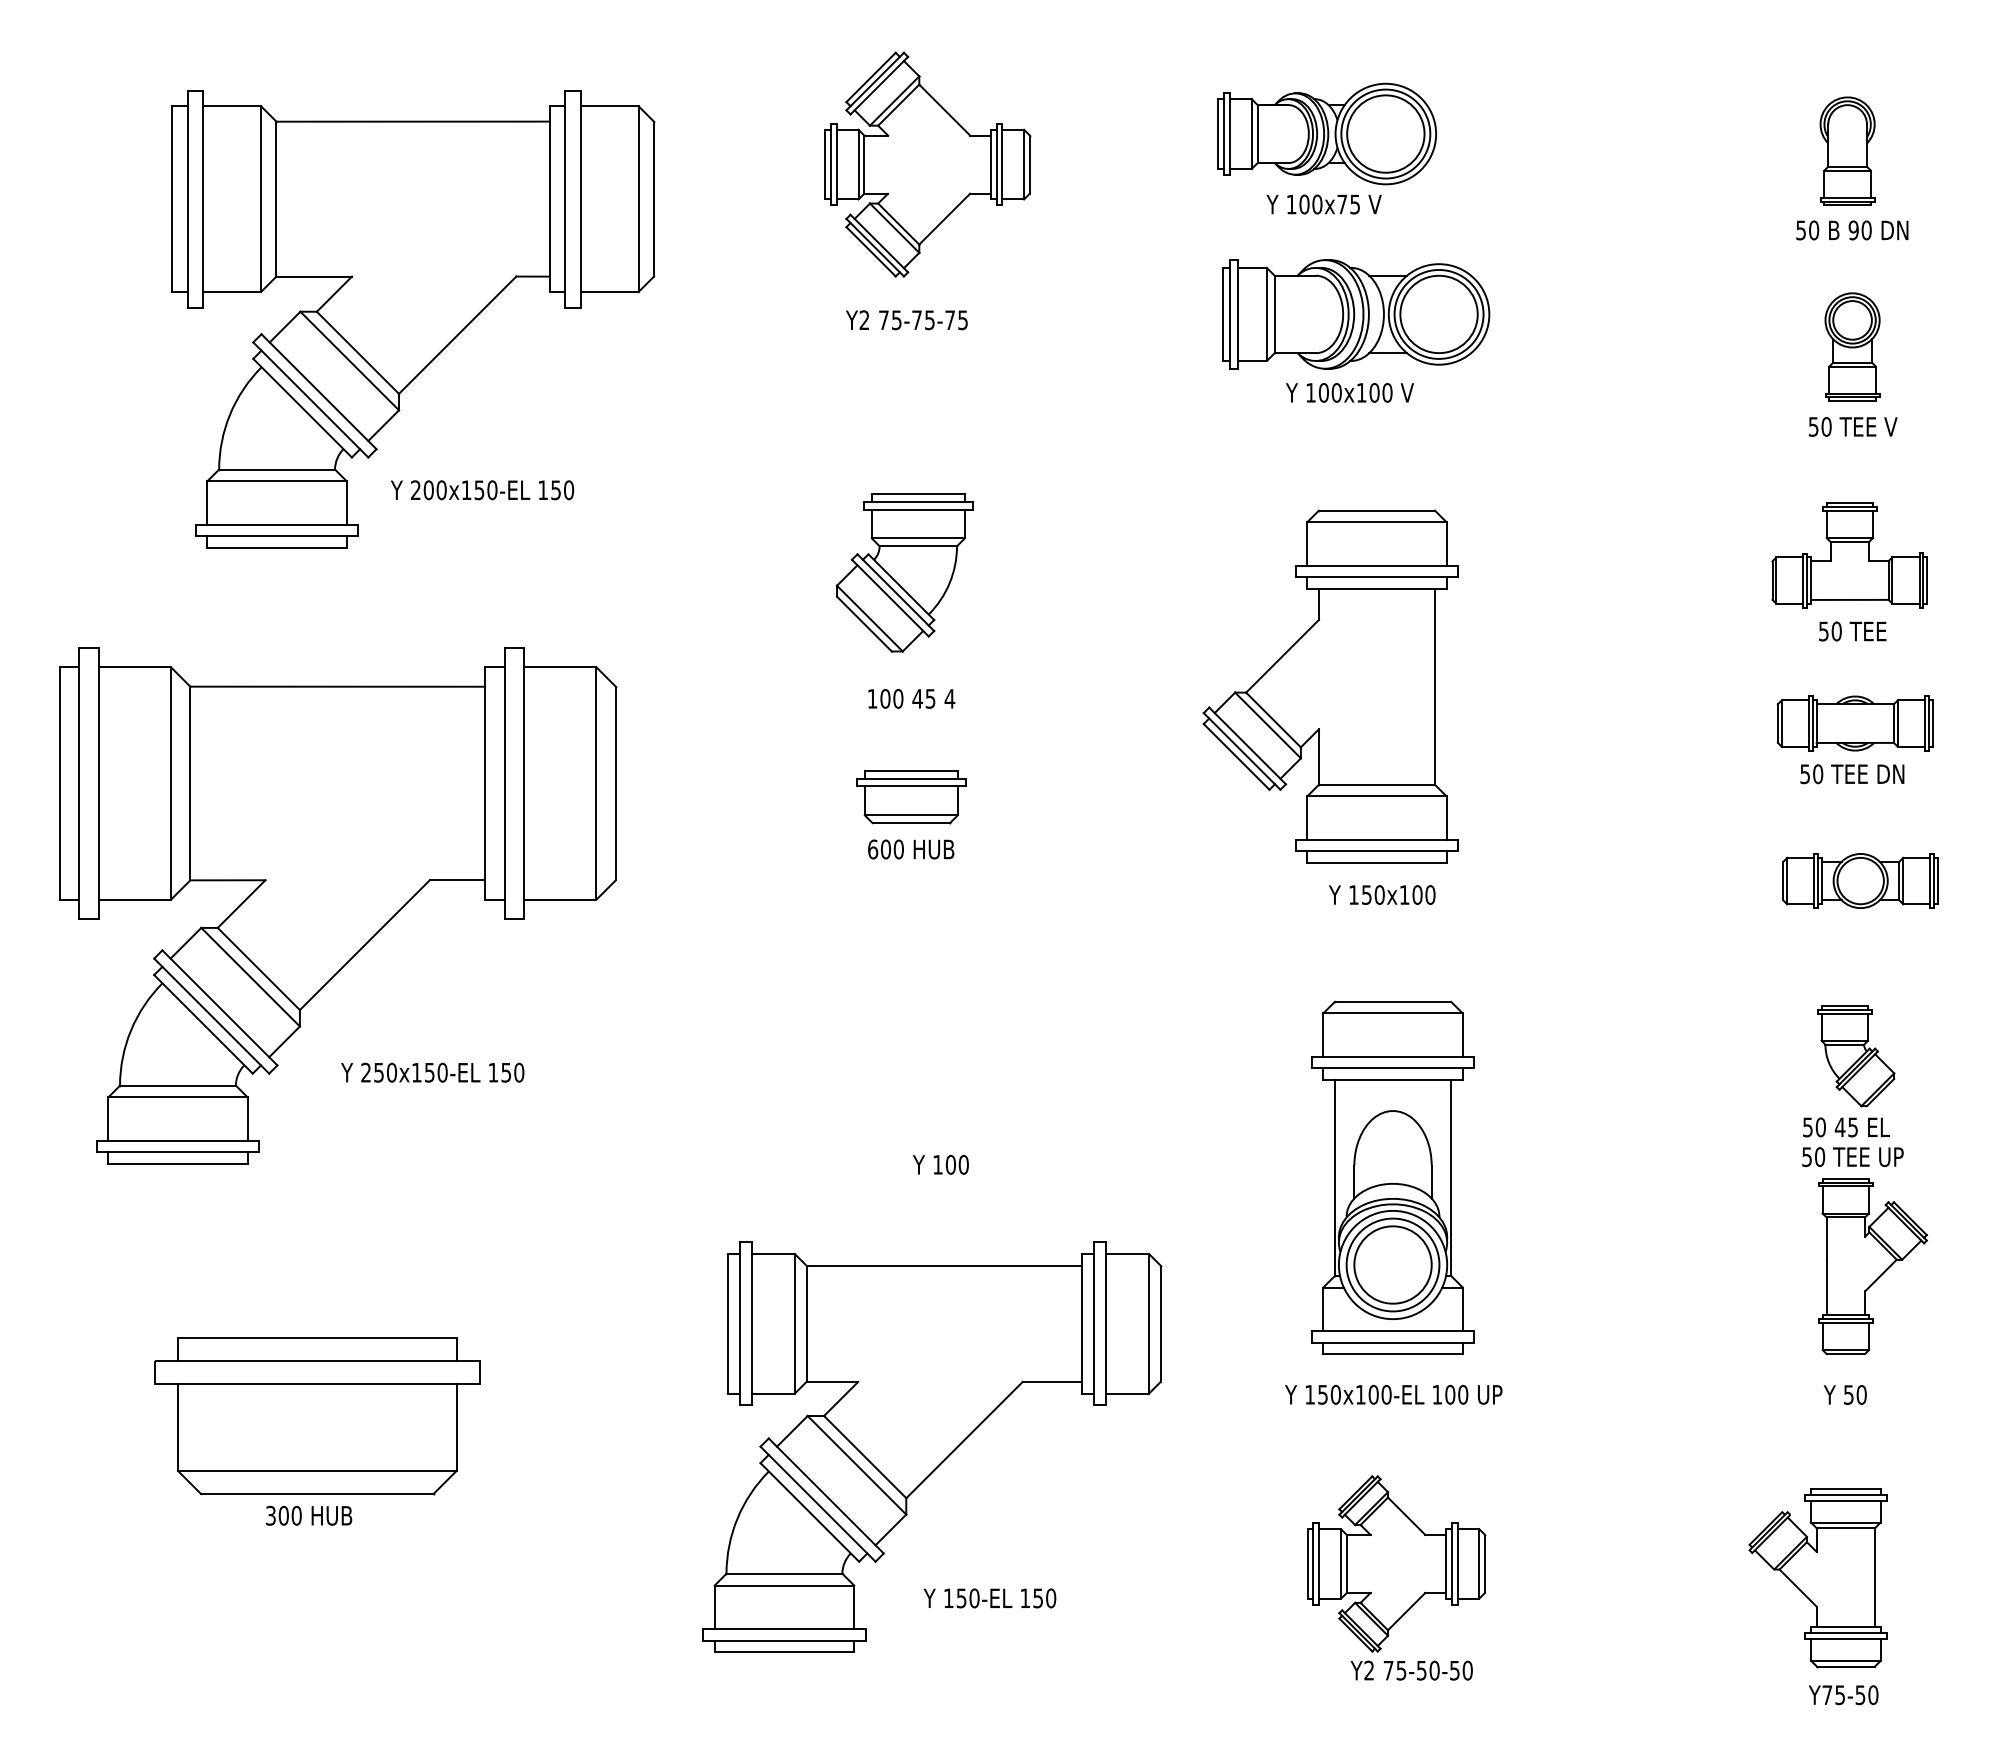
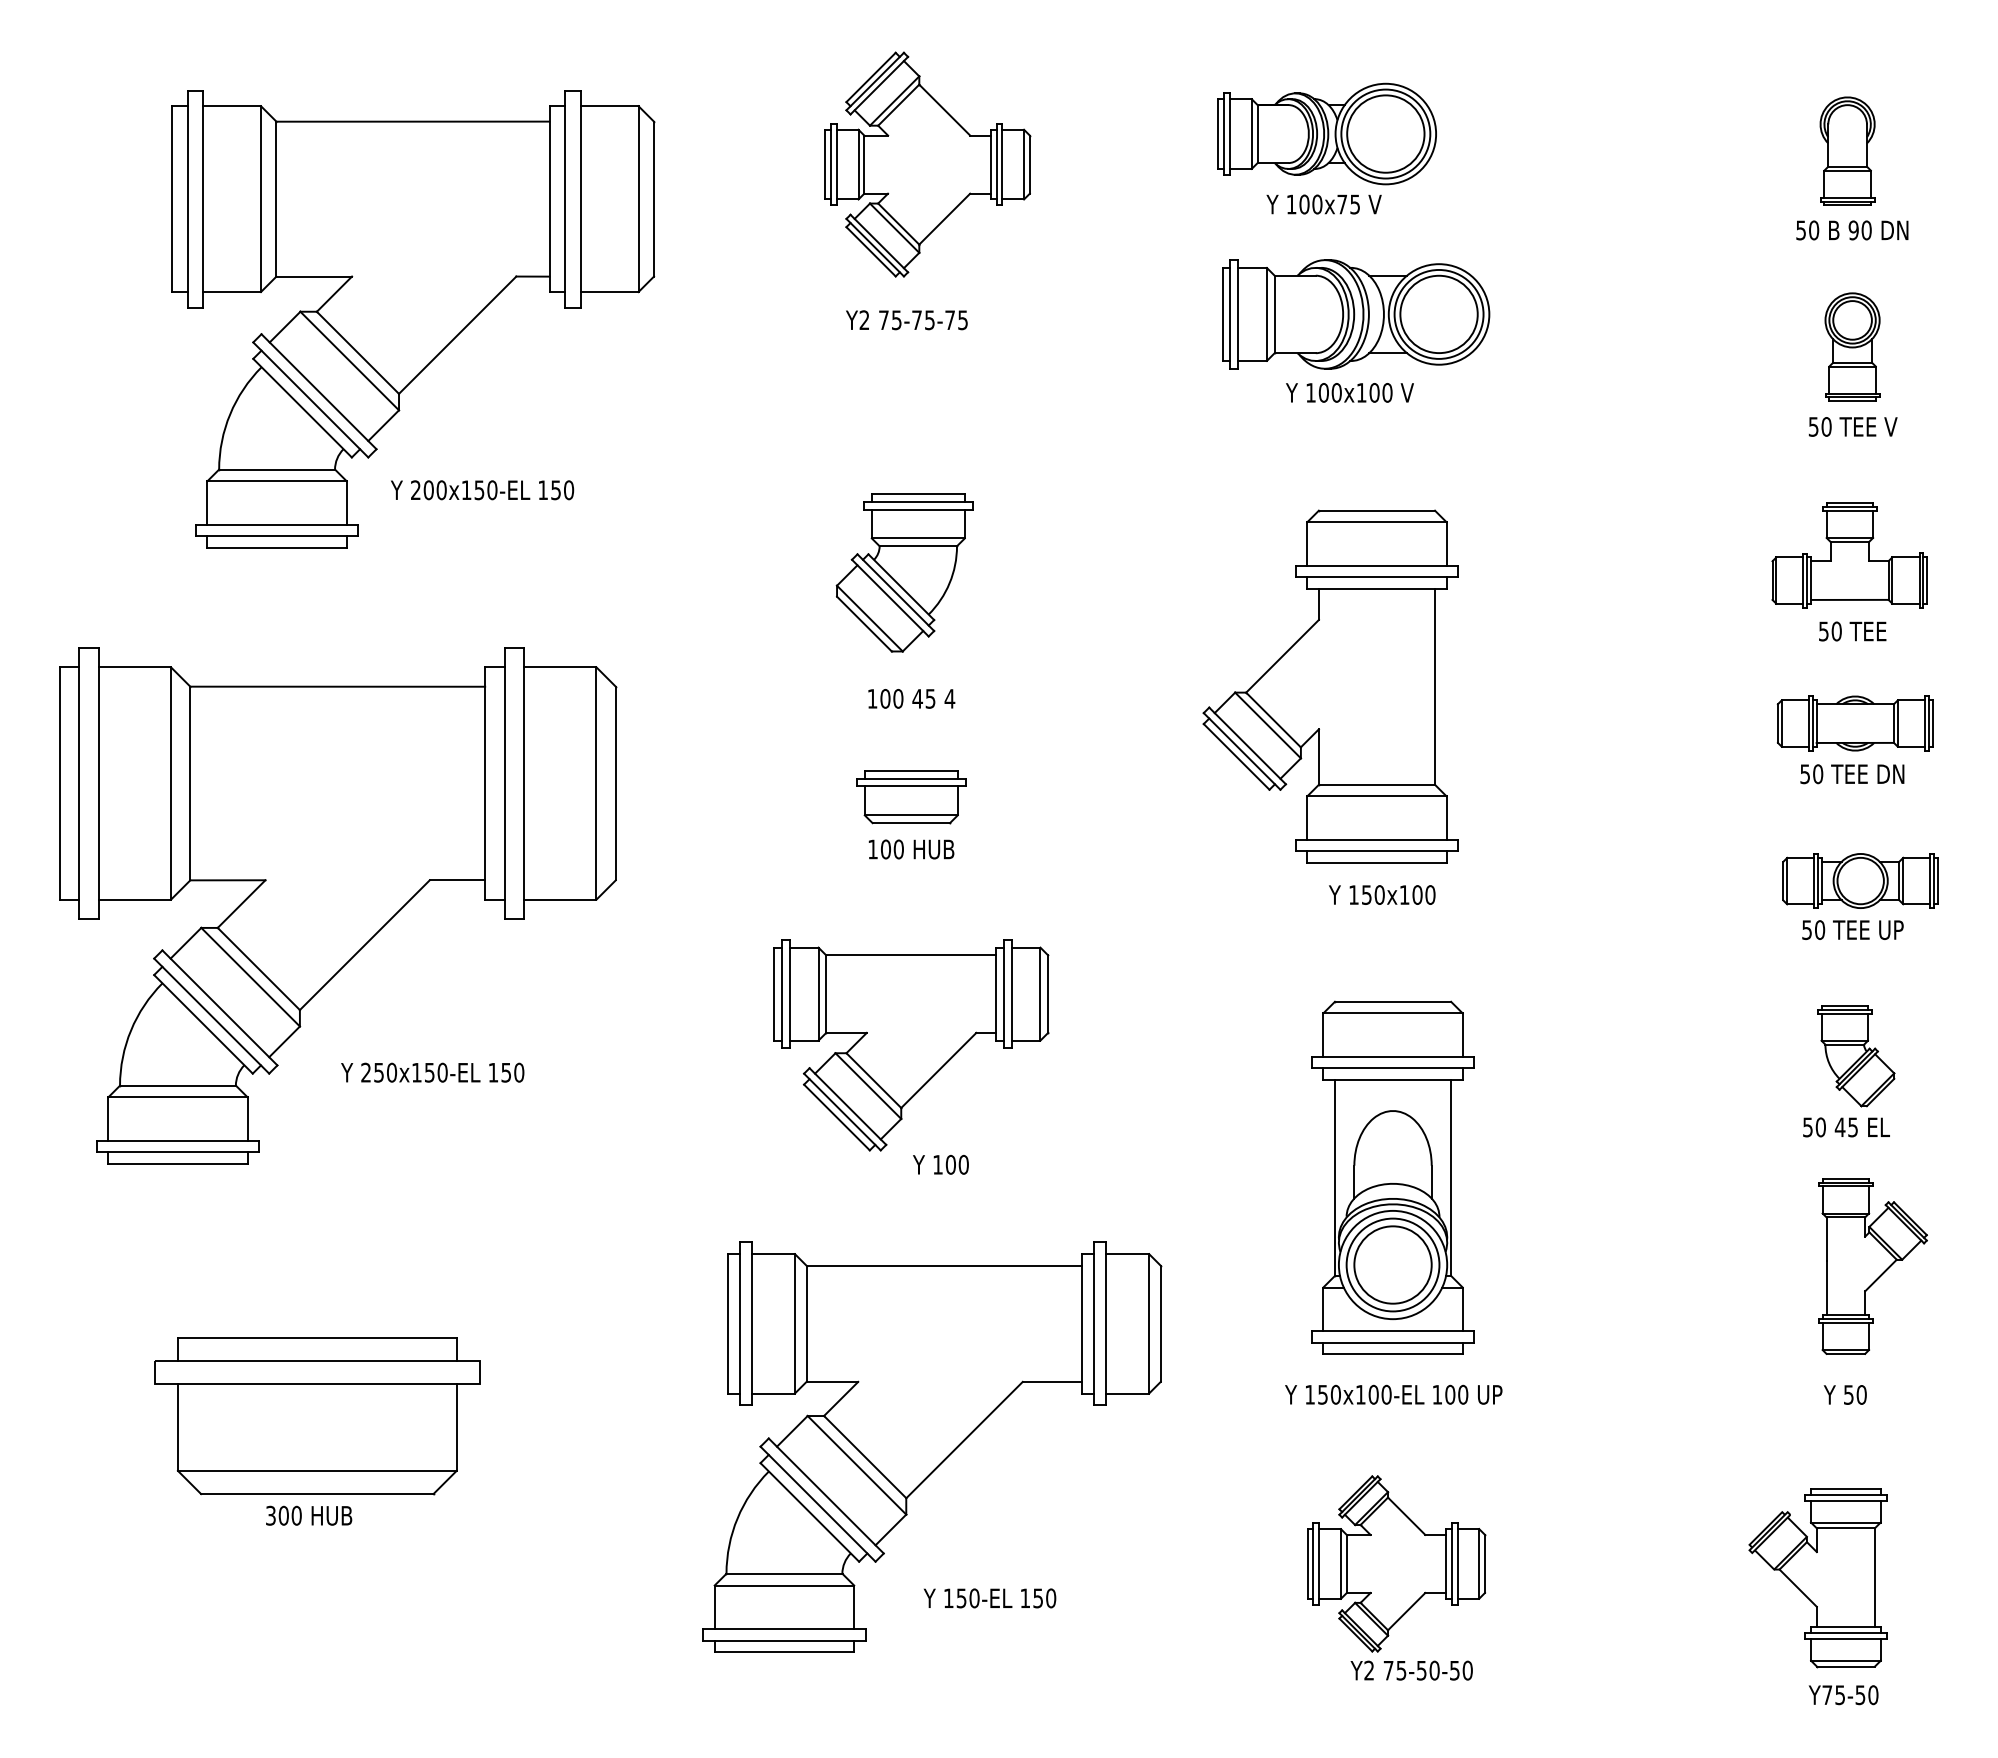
text: 600 -> 100 (873, 849)
part: none -> present (911, 1045)
text position: (1852, 1156) -> (1852, 929) (1852, 929)
